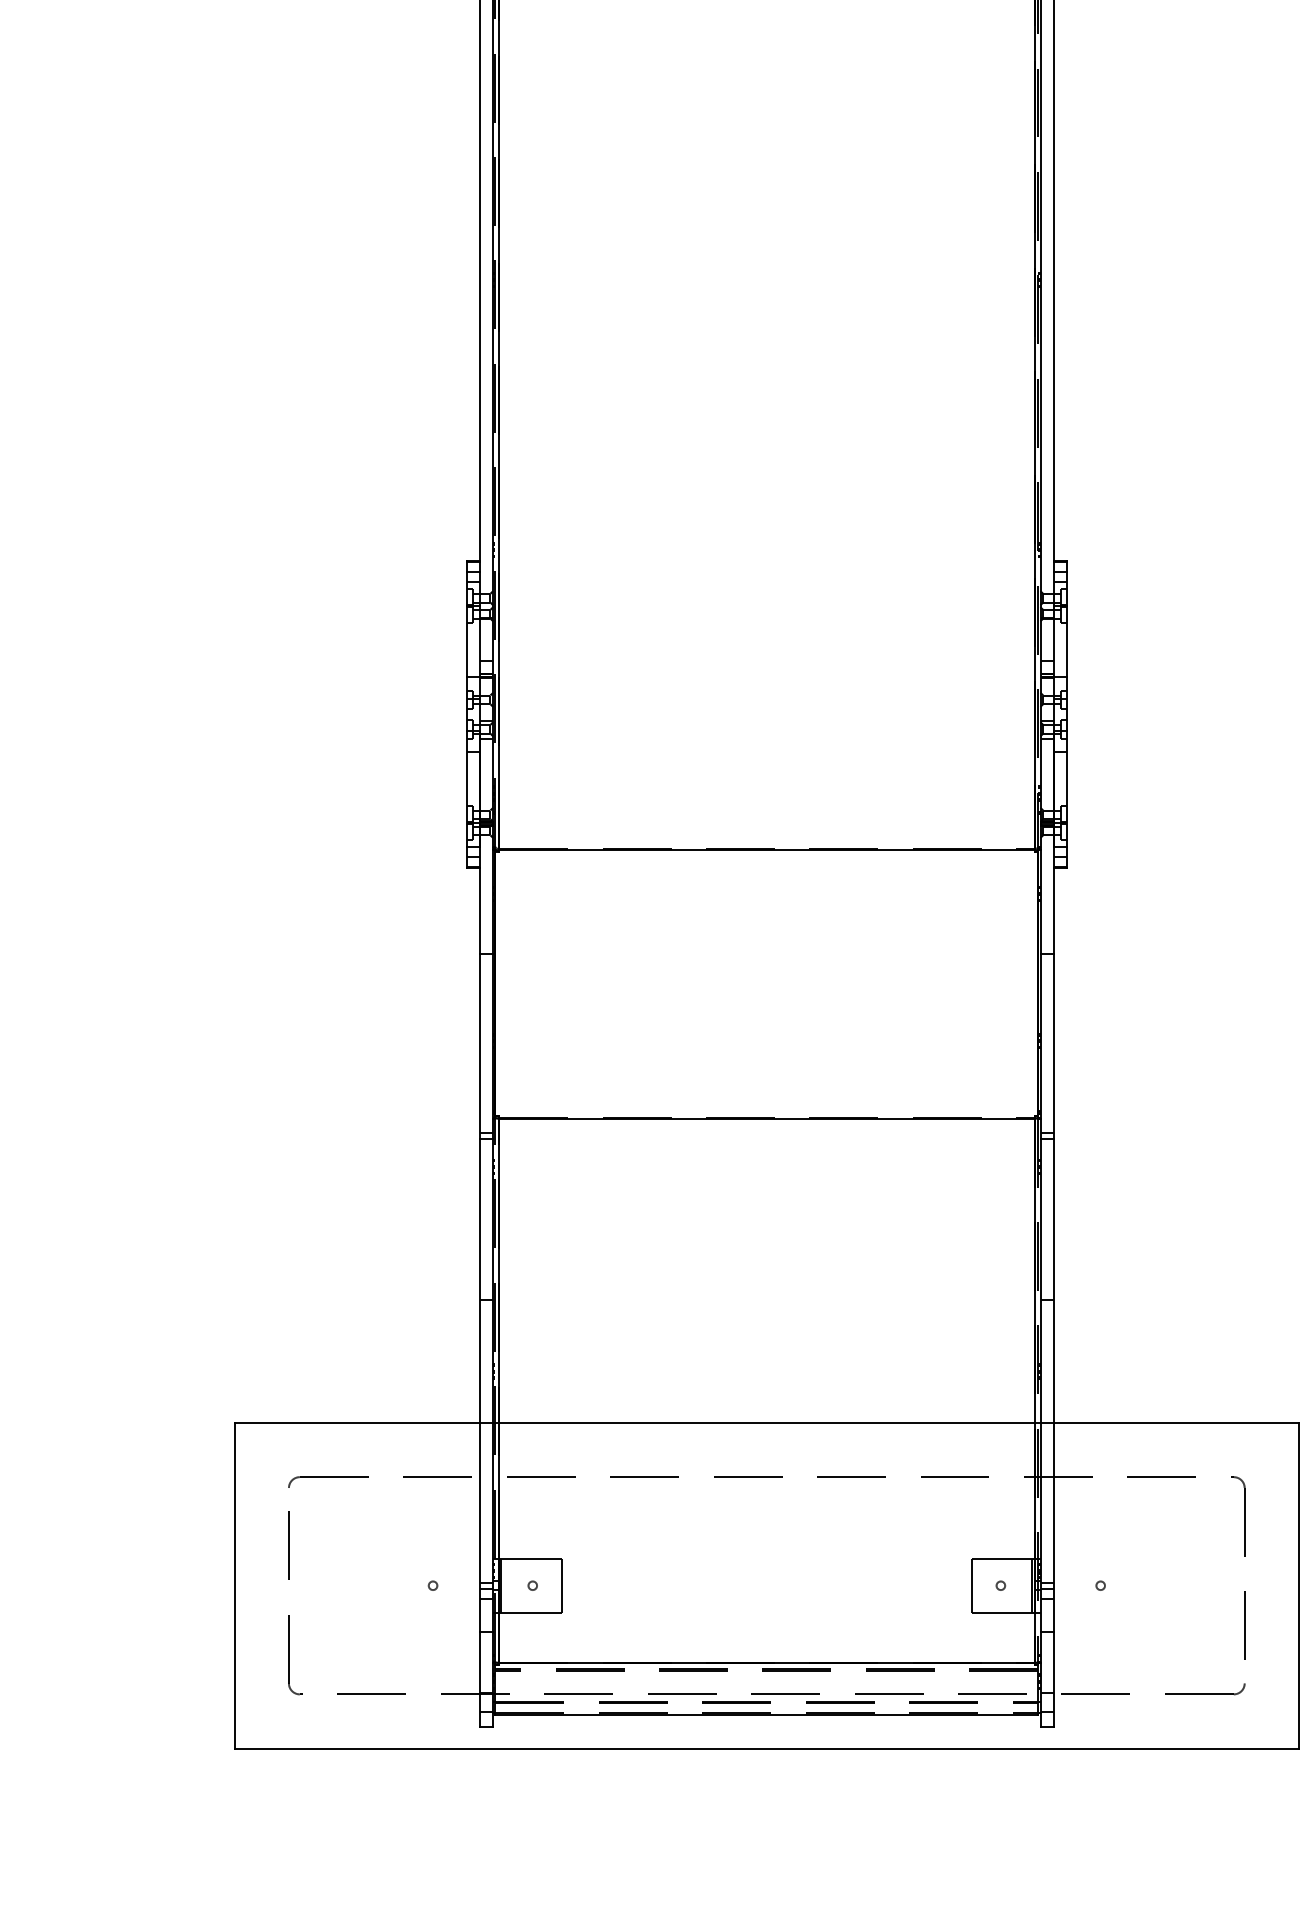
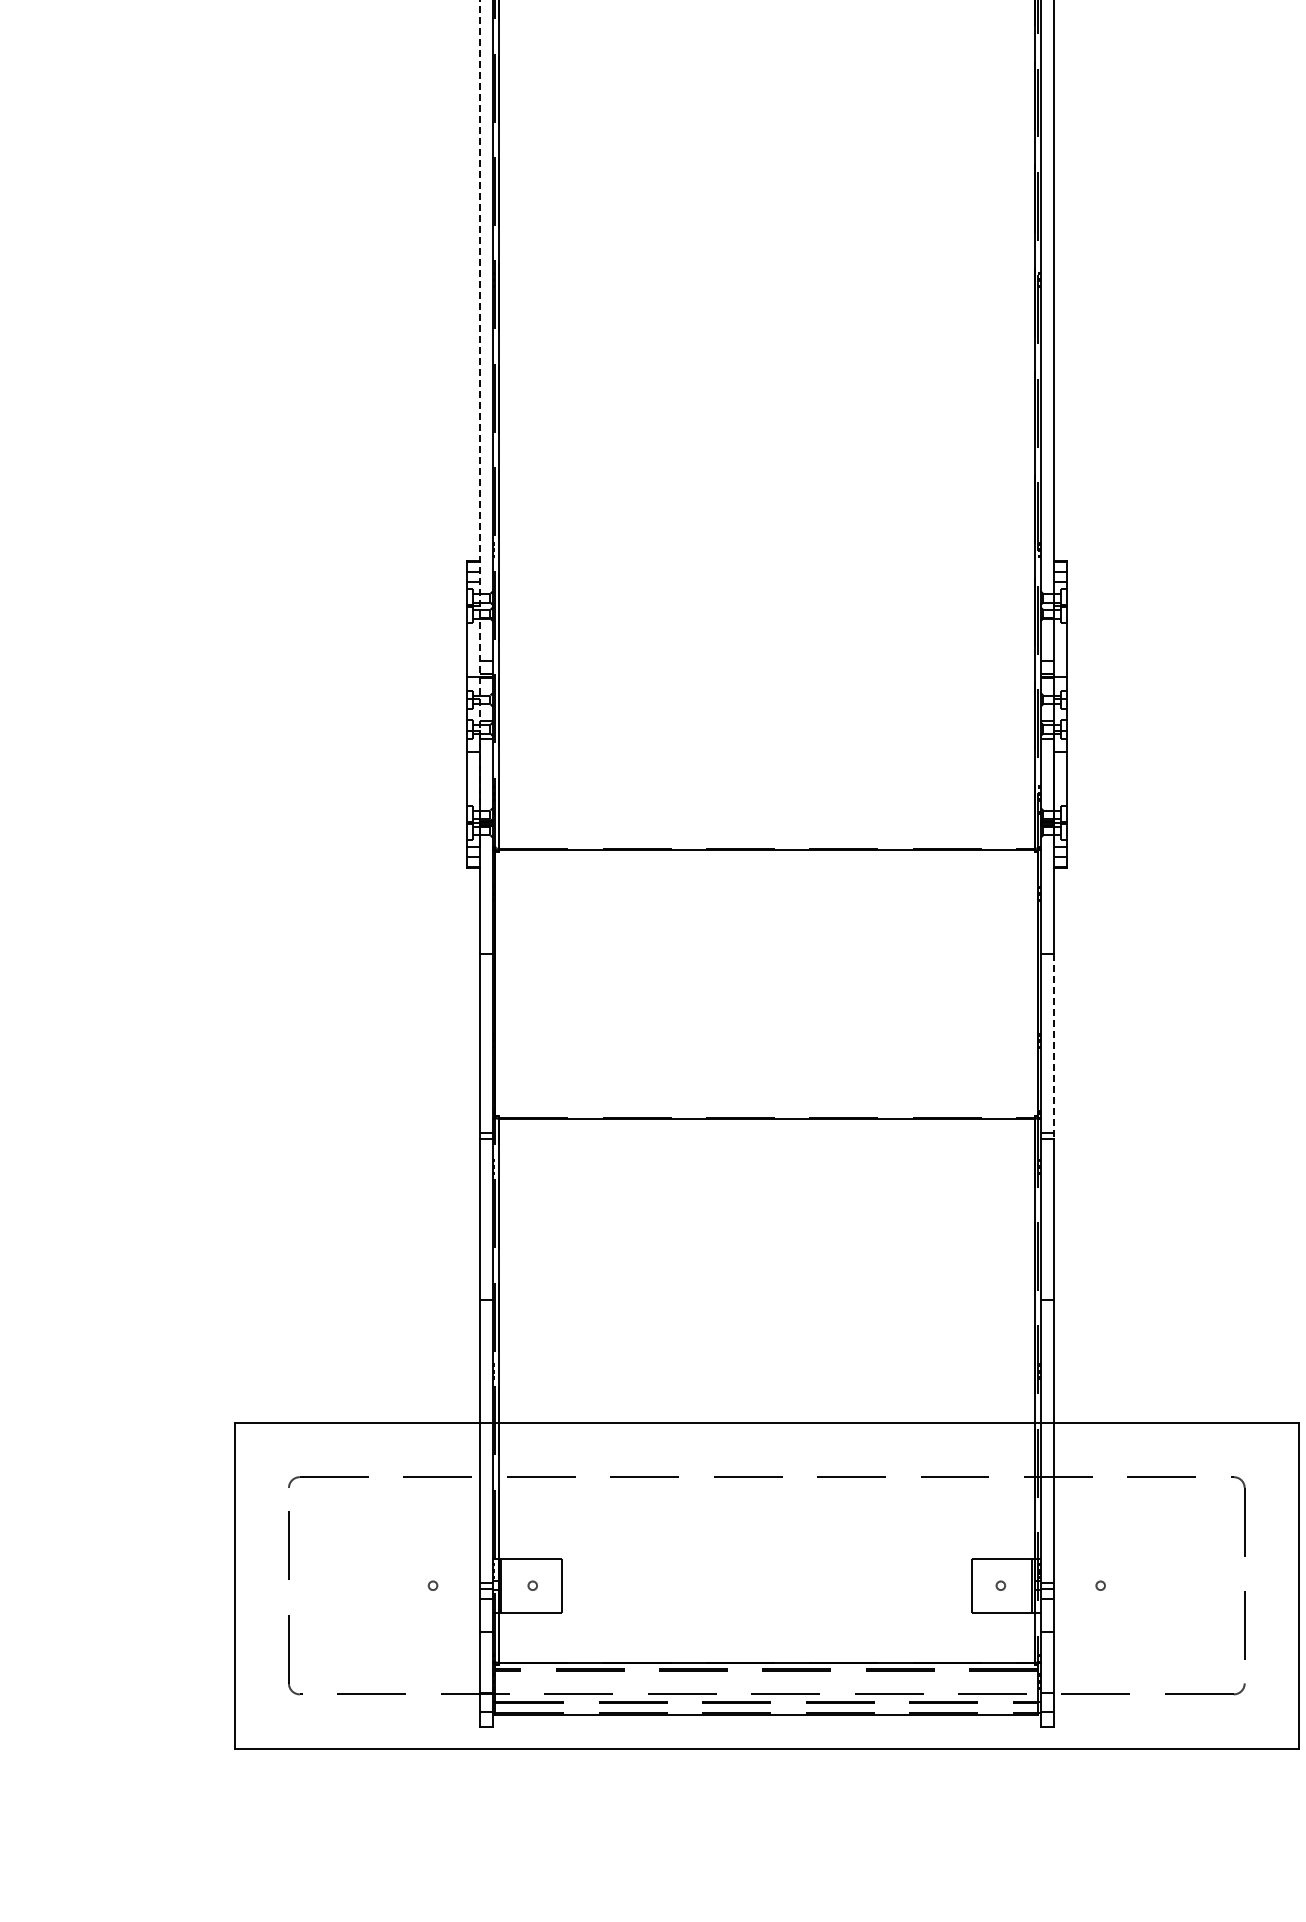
line: solid -> dashed (480, 411)
line: solid -> dashed (1053, 1047)
